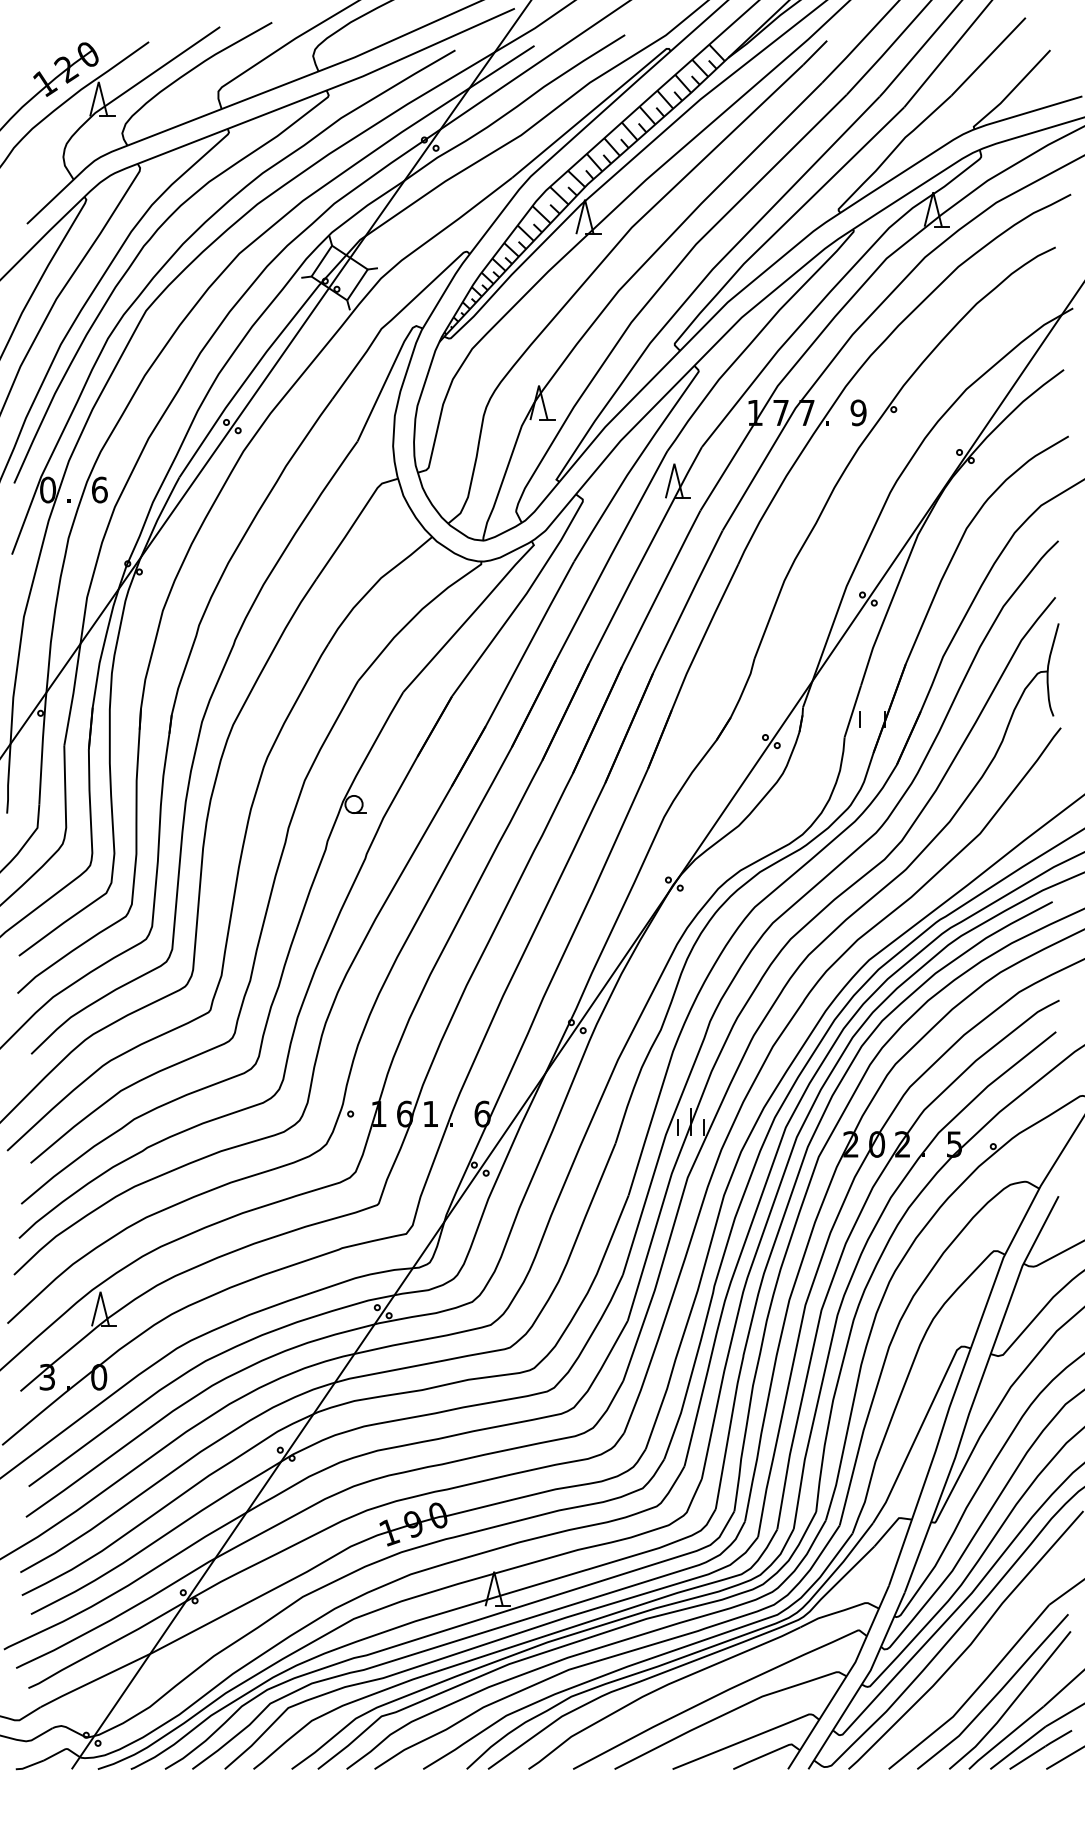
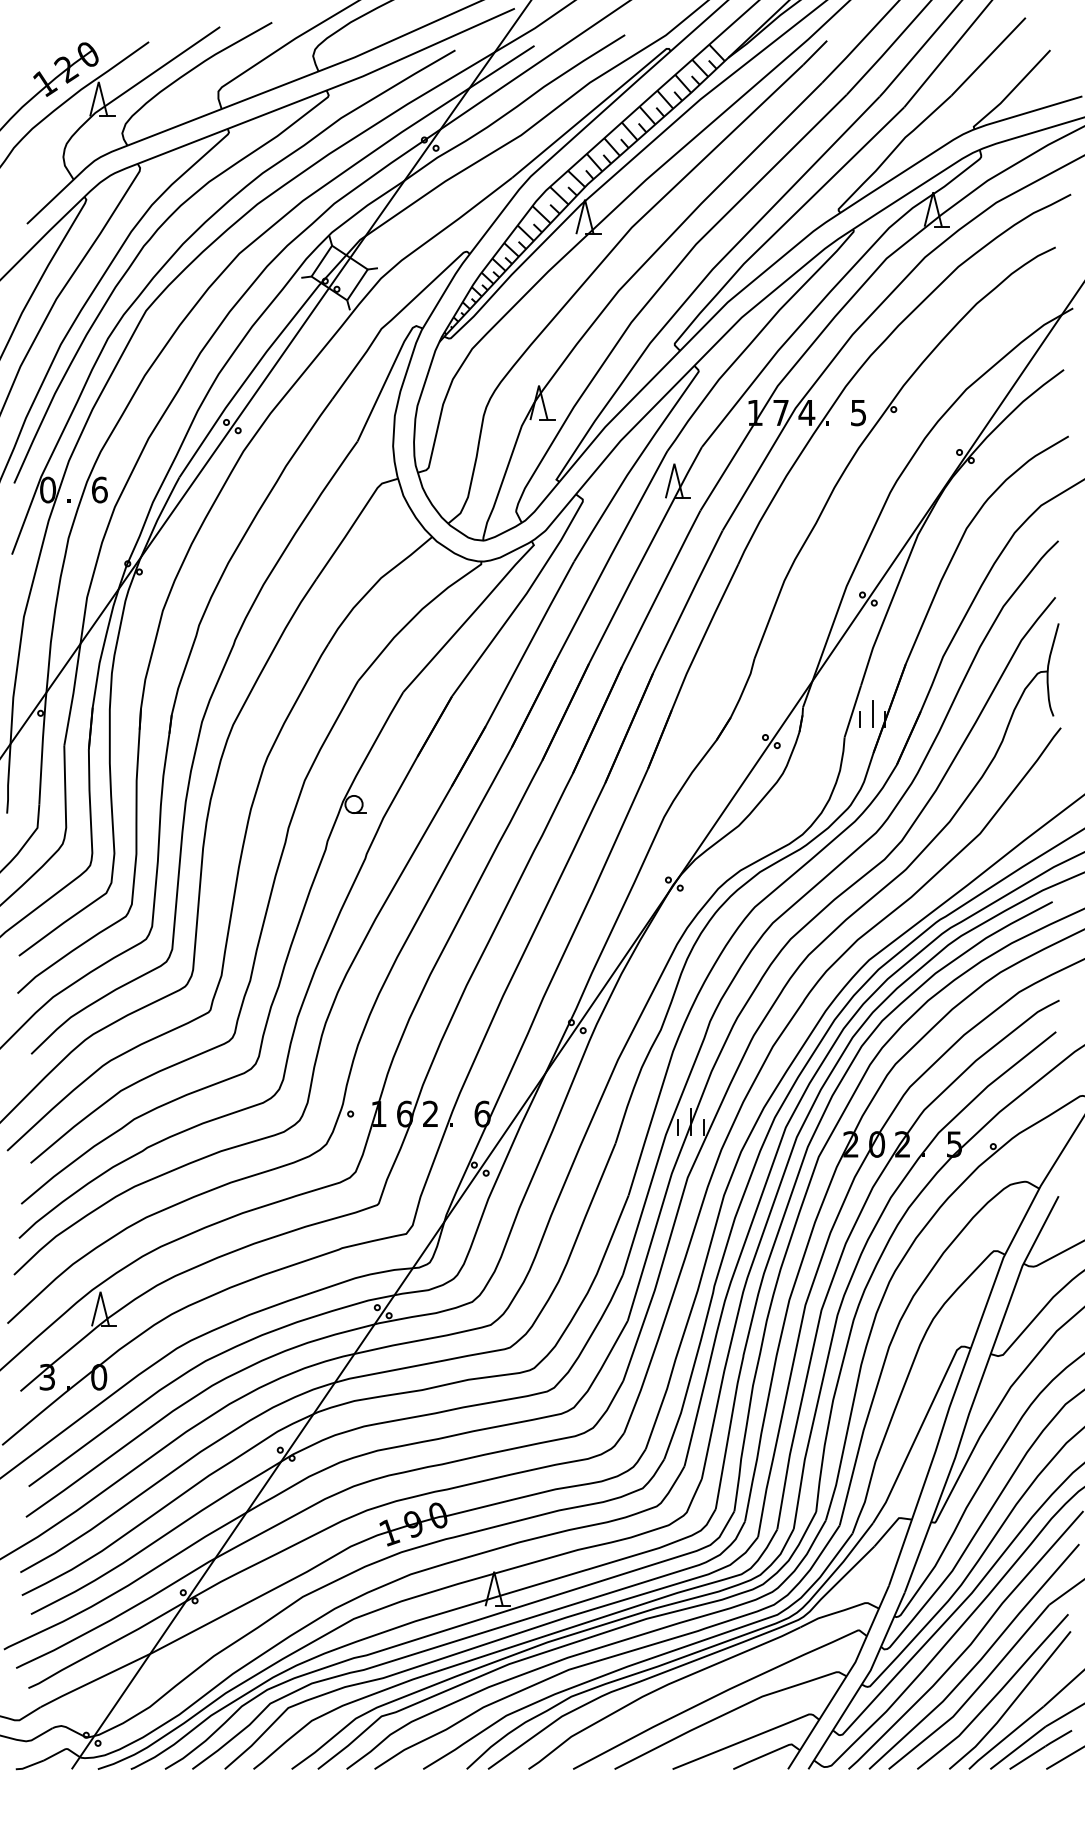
text: 7 -> 4 (806, 412)
text: 9 -> 5 (858, 412)
line: none -> present (872, 713)
text: 1 -> 2 (430, 1113)
curve: none -> present (978, 1660)
